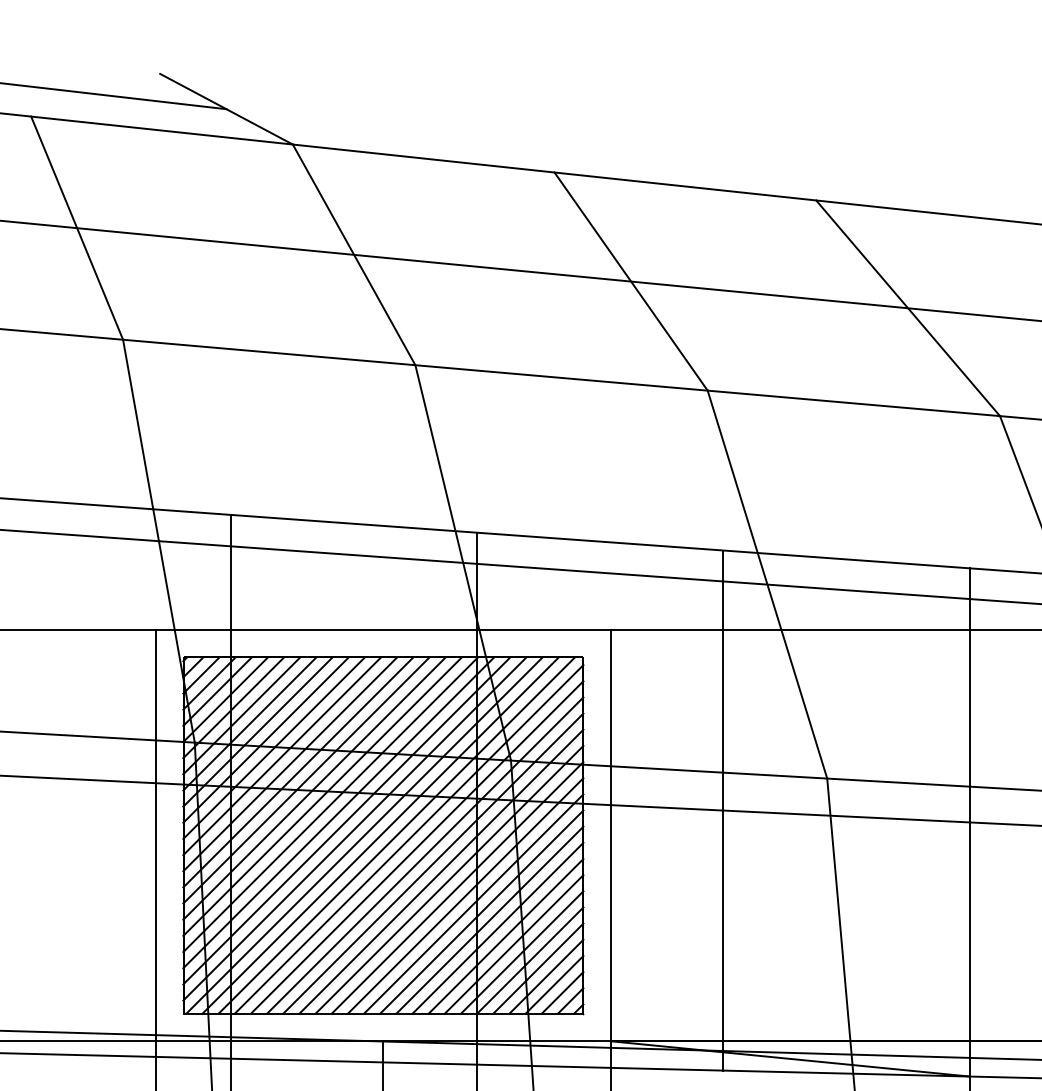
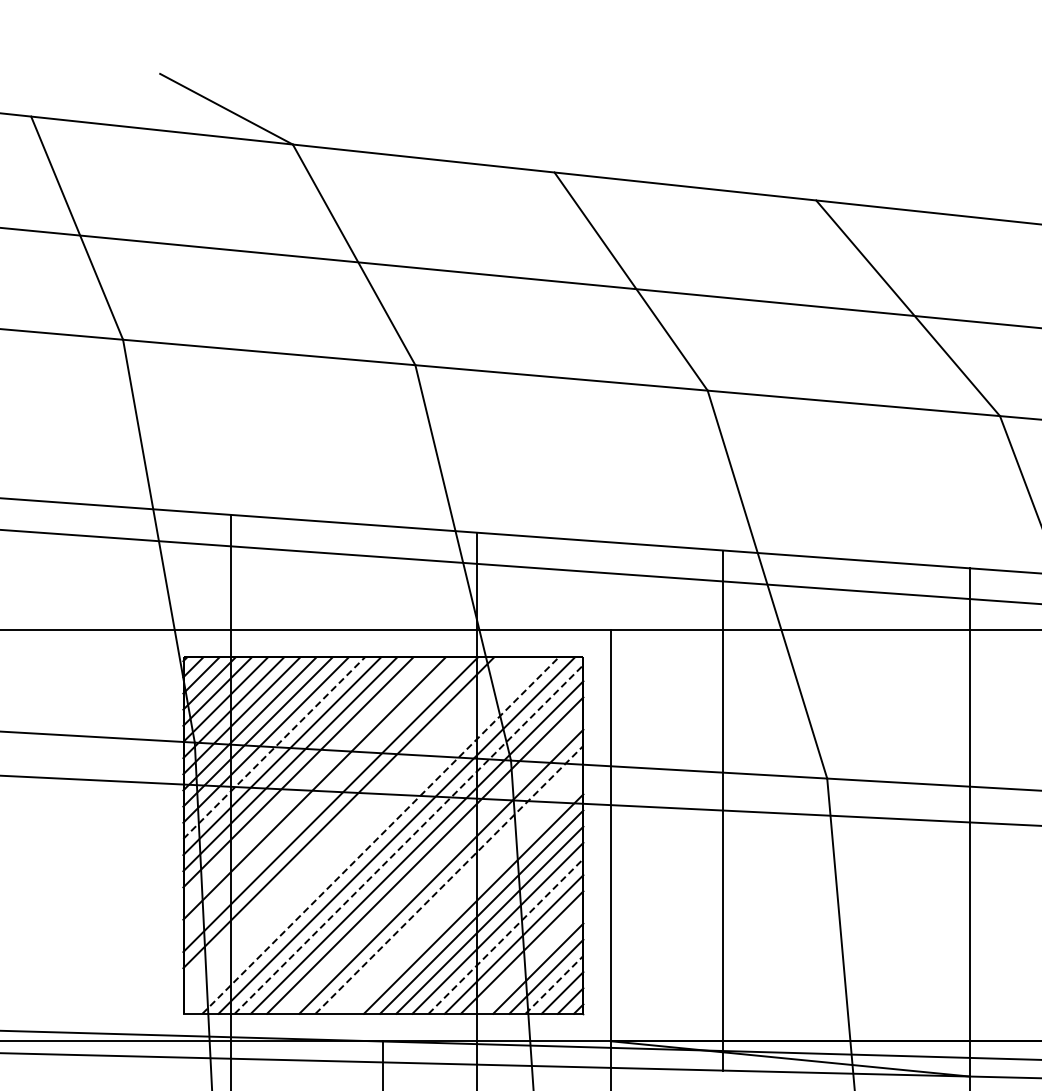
line: present -> none (114, 96)
line position: (520, 270) -> (520, 277) (520, 277)
line: solid -> dashed (274, 747)
line: present -> none (306, 780)
line: present -> none (322, 796)
line: present -> none (346, 820)
line: present -> none (354, 828)
line: present -> none (364, 835)
line: solid -> dashed (380, 835)
line: solid -> dashed (409, 839)
line: present -> none (155, 858)
line: present -> none (433, 863)
line: solid -> dashed (449, 879)
line: present -> none (457, 887)
line: present -> none (465, 895)
line: solid -> dashed (506, 936)
line: present -> none (530, 960)
line: solid -> dashed (554, 984)
